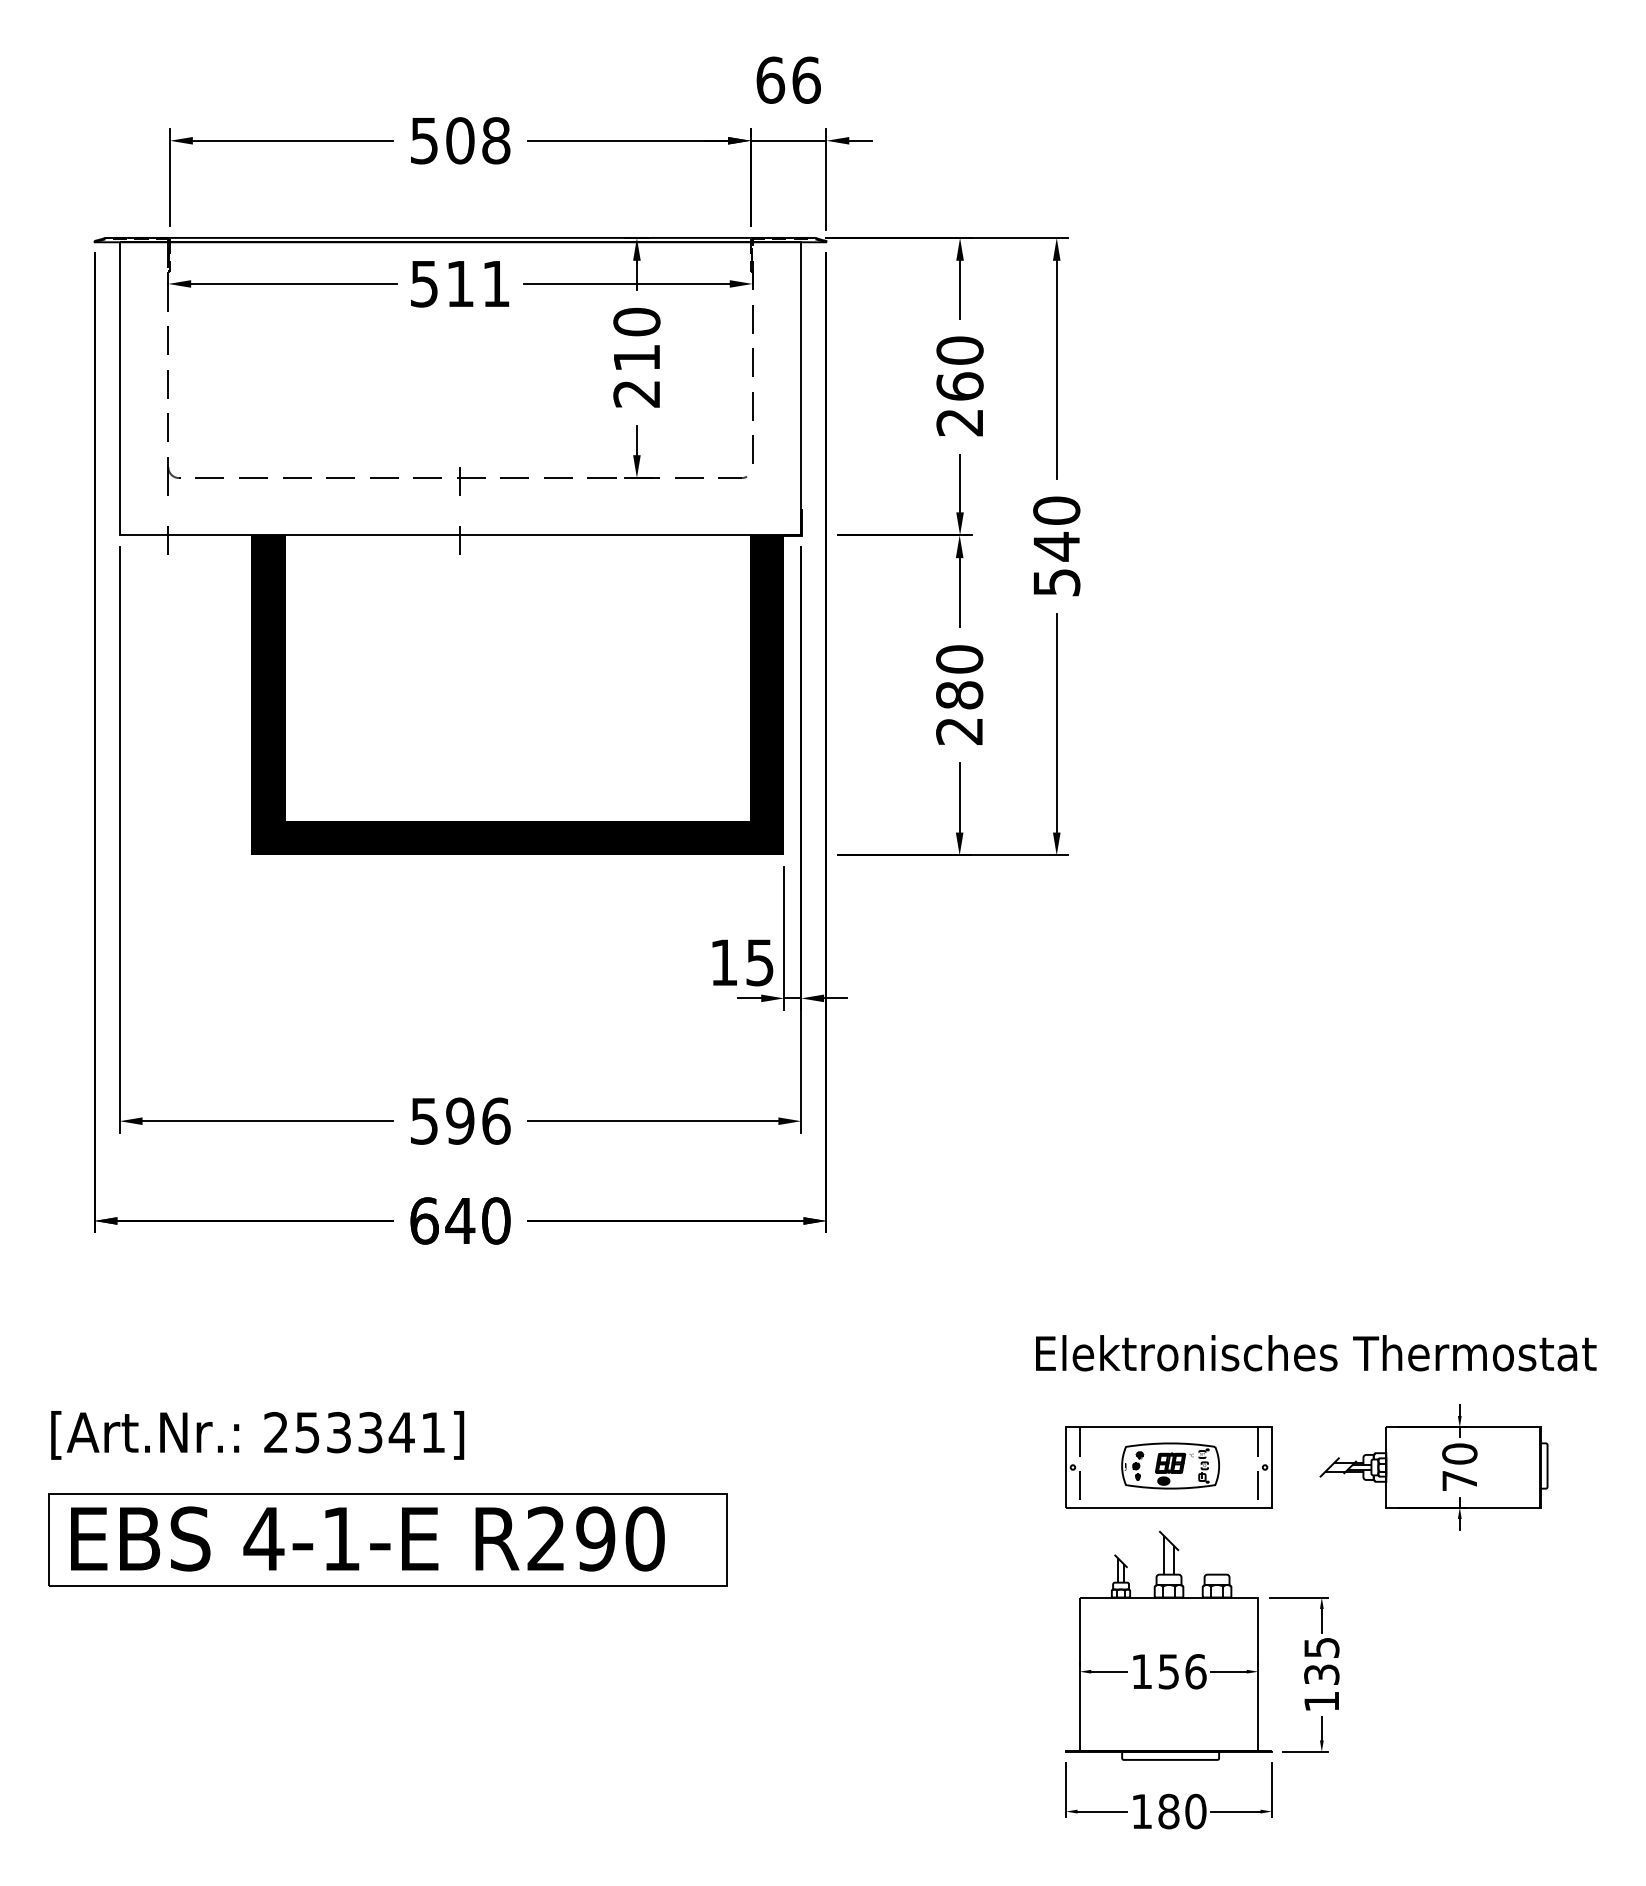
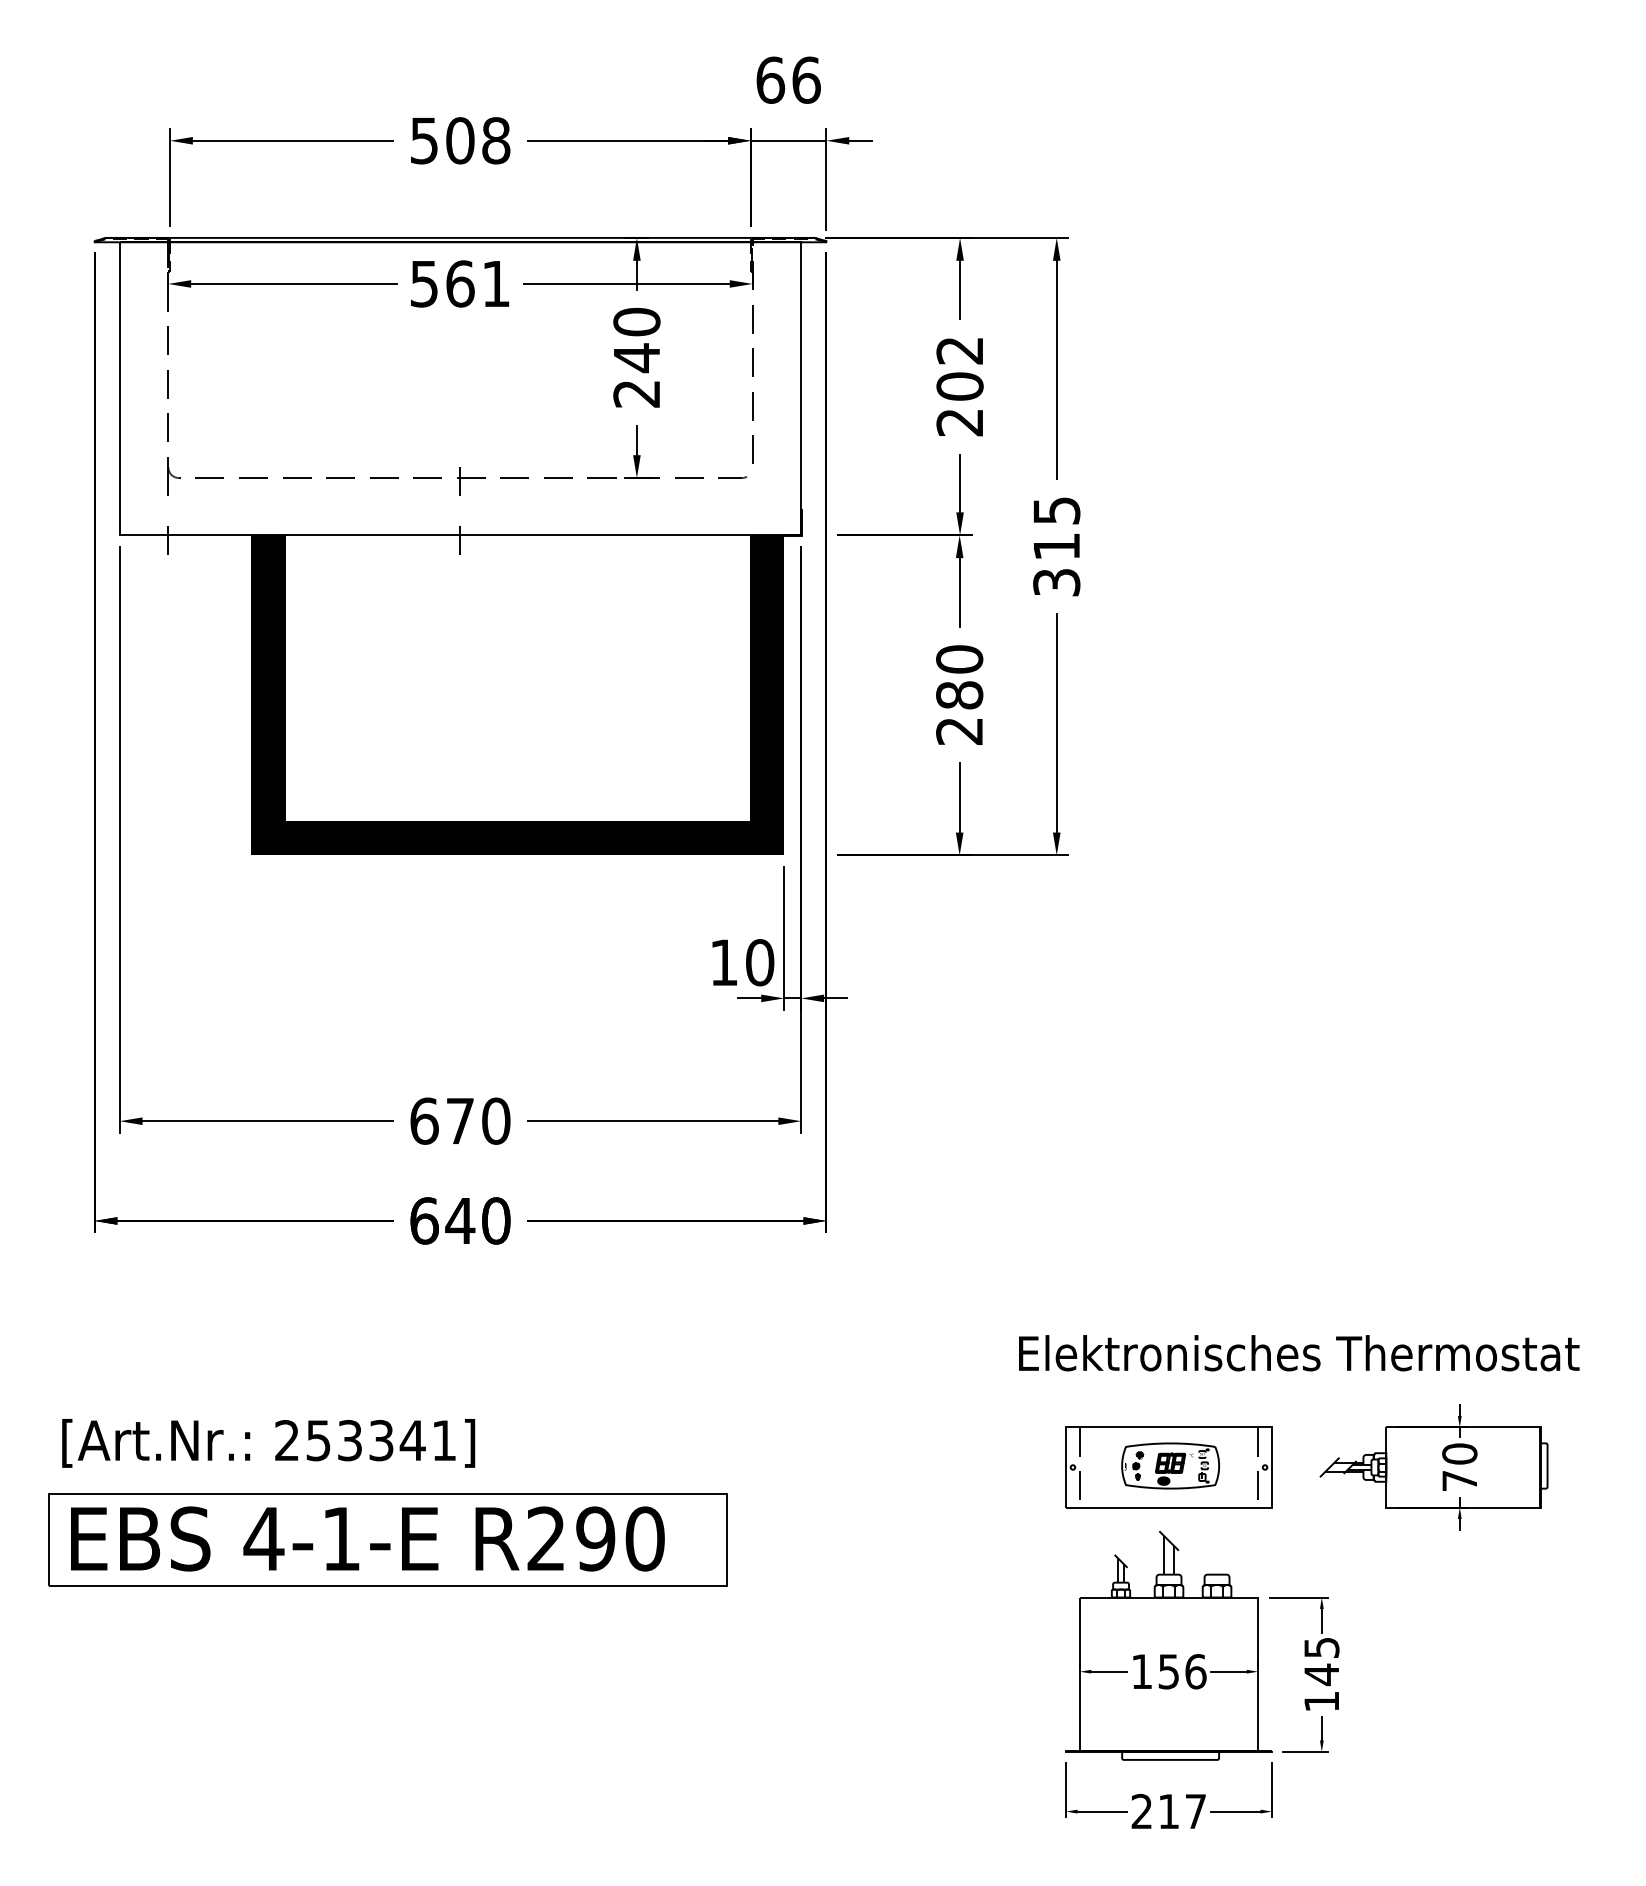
text: 511 -> 561 (460, 283)
text: 210 -> 240 (636, 358)
text: 260 -> 202 (959, 368)
text: 540 -> 315 (1056, 545)
text: 15 -> 10 (760, 962)
text: 596 -> 670 (460, 1120)
text position: (1316, 1353) -> (1299, 1353) (1299, 1353)
text position: (257, 1435) -> (268, 1443) (268, 1443)
text: 135 -> 145 (1321, 1674)
text: 180 -> 217 (1168, 1811)
